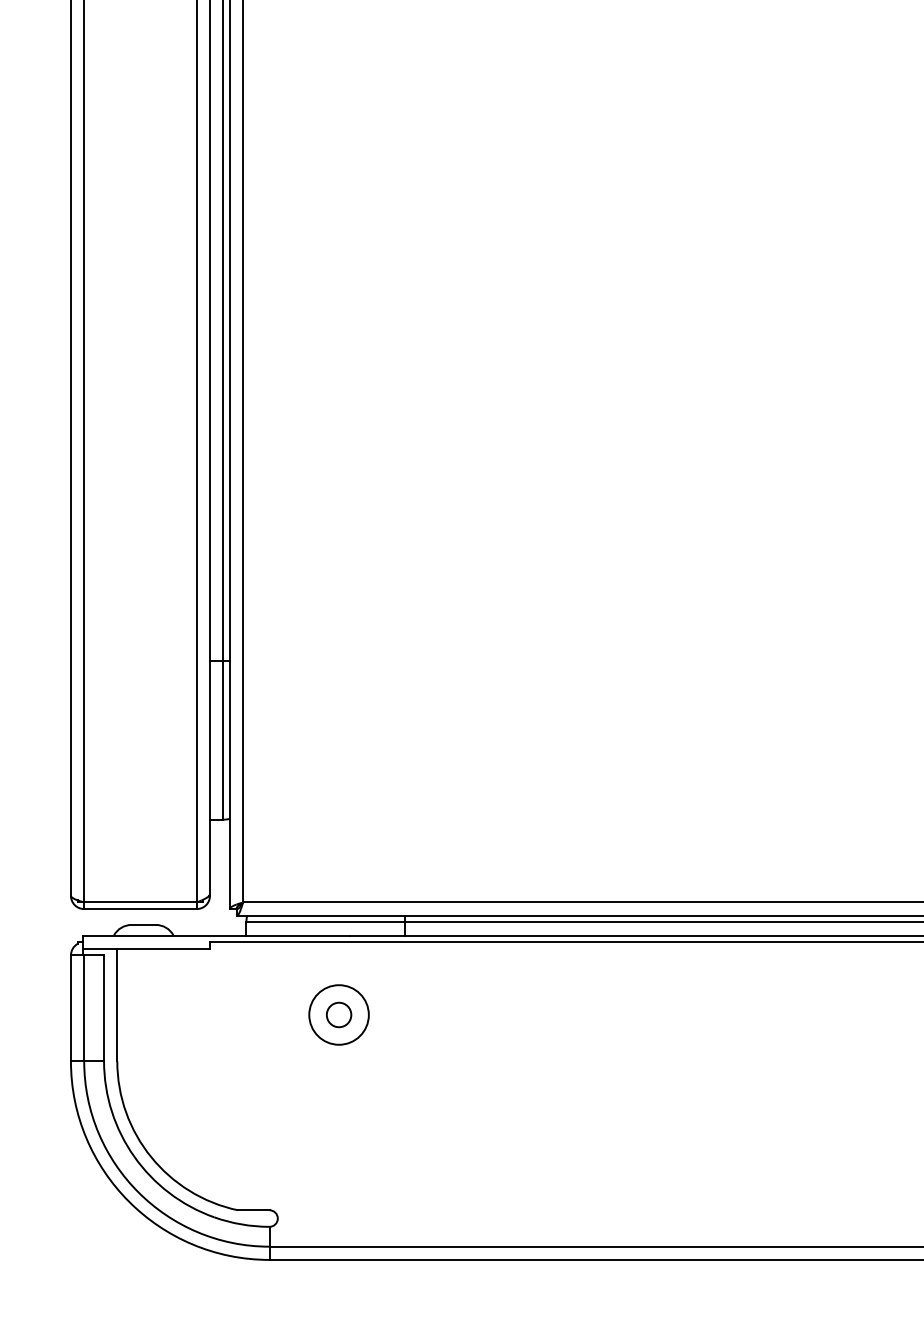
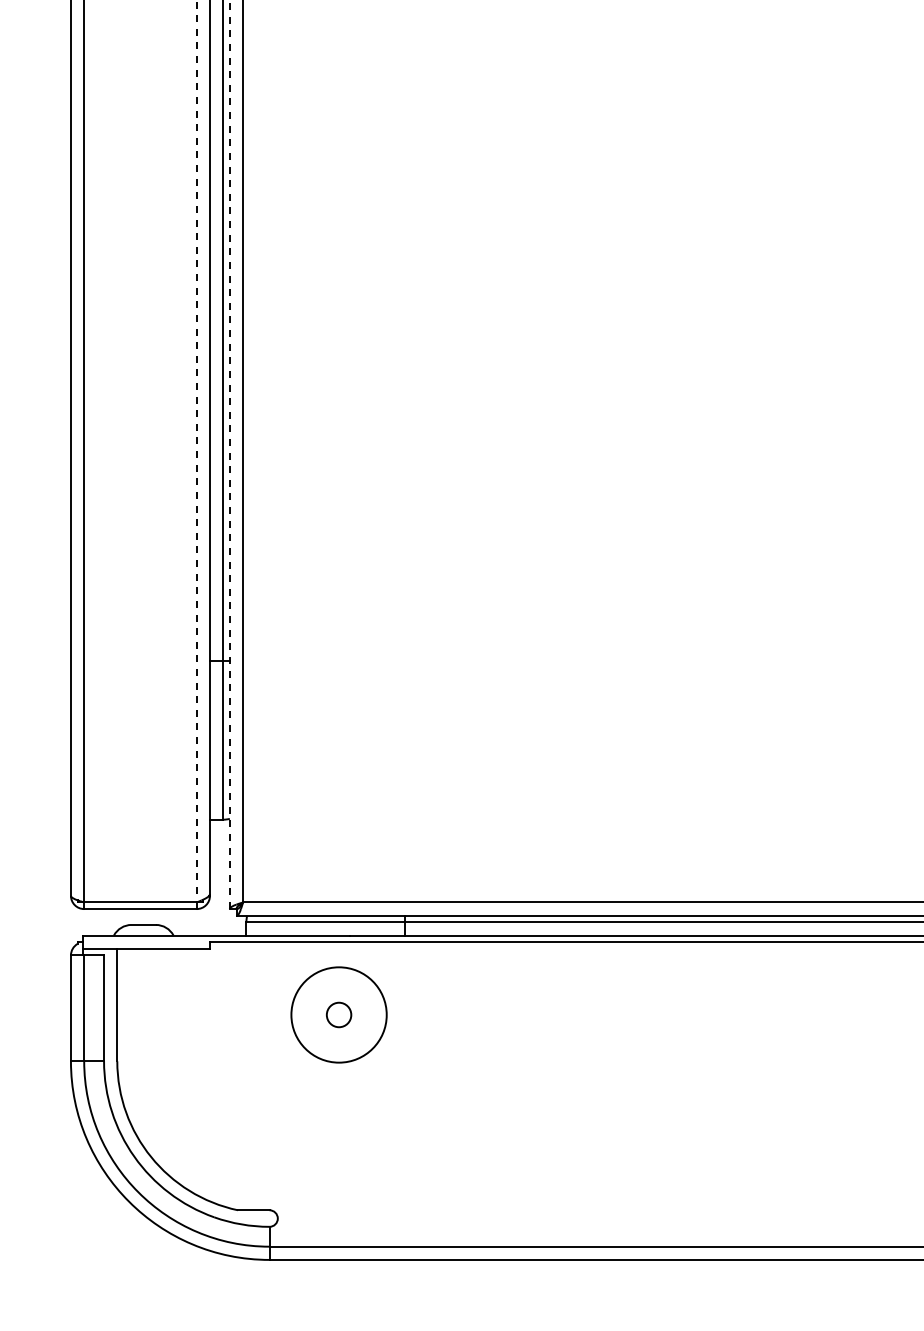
line: solid -> dashed (196, 451)
line: solid -> dashed (229, 454)
circle diameter: 60 px -> 95 px (338, 1014)
